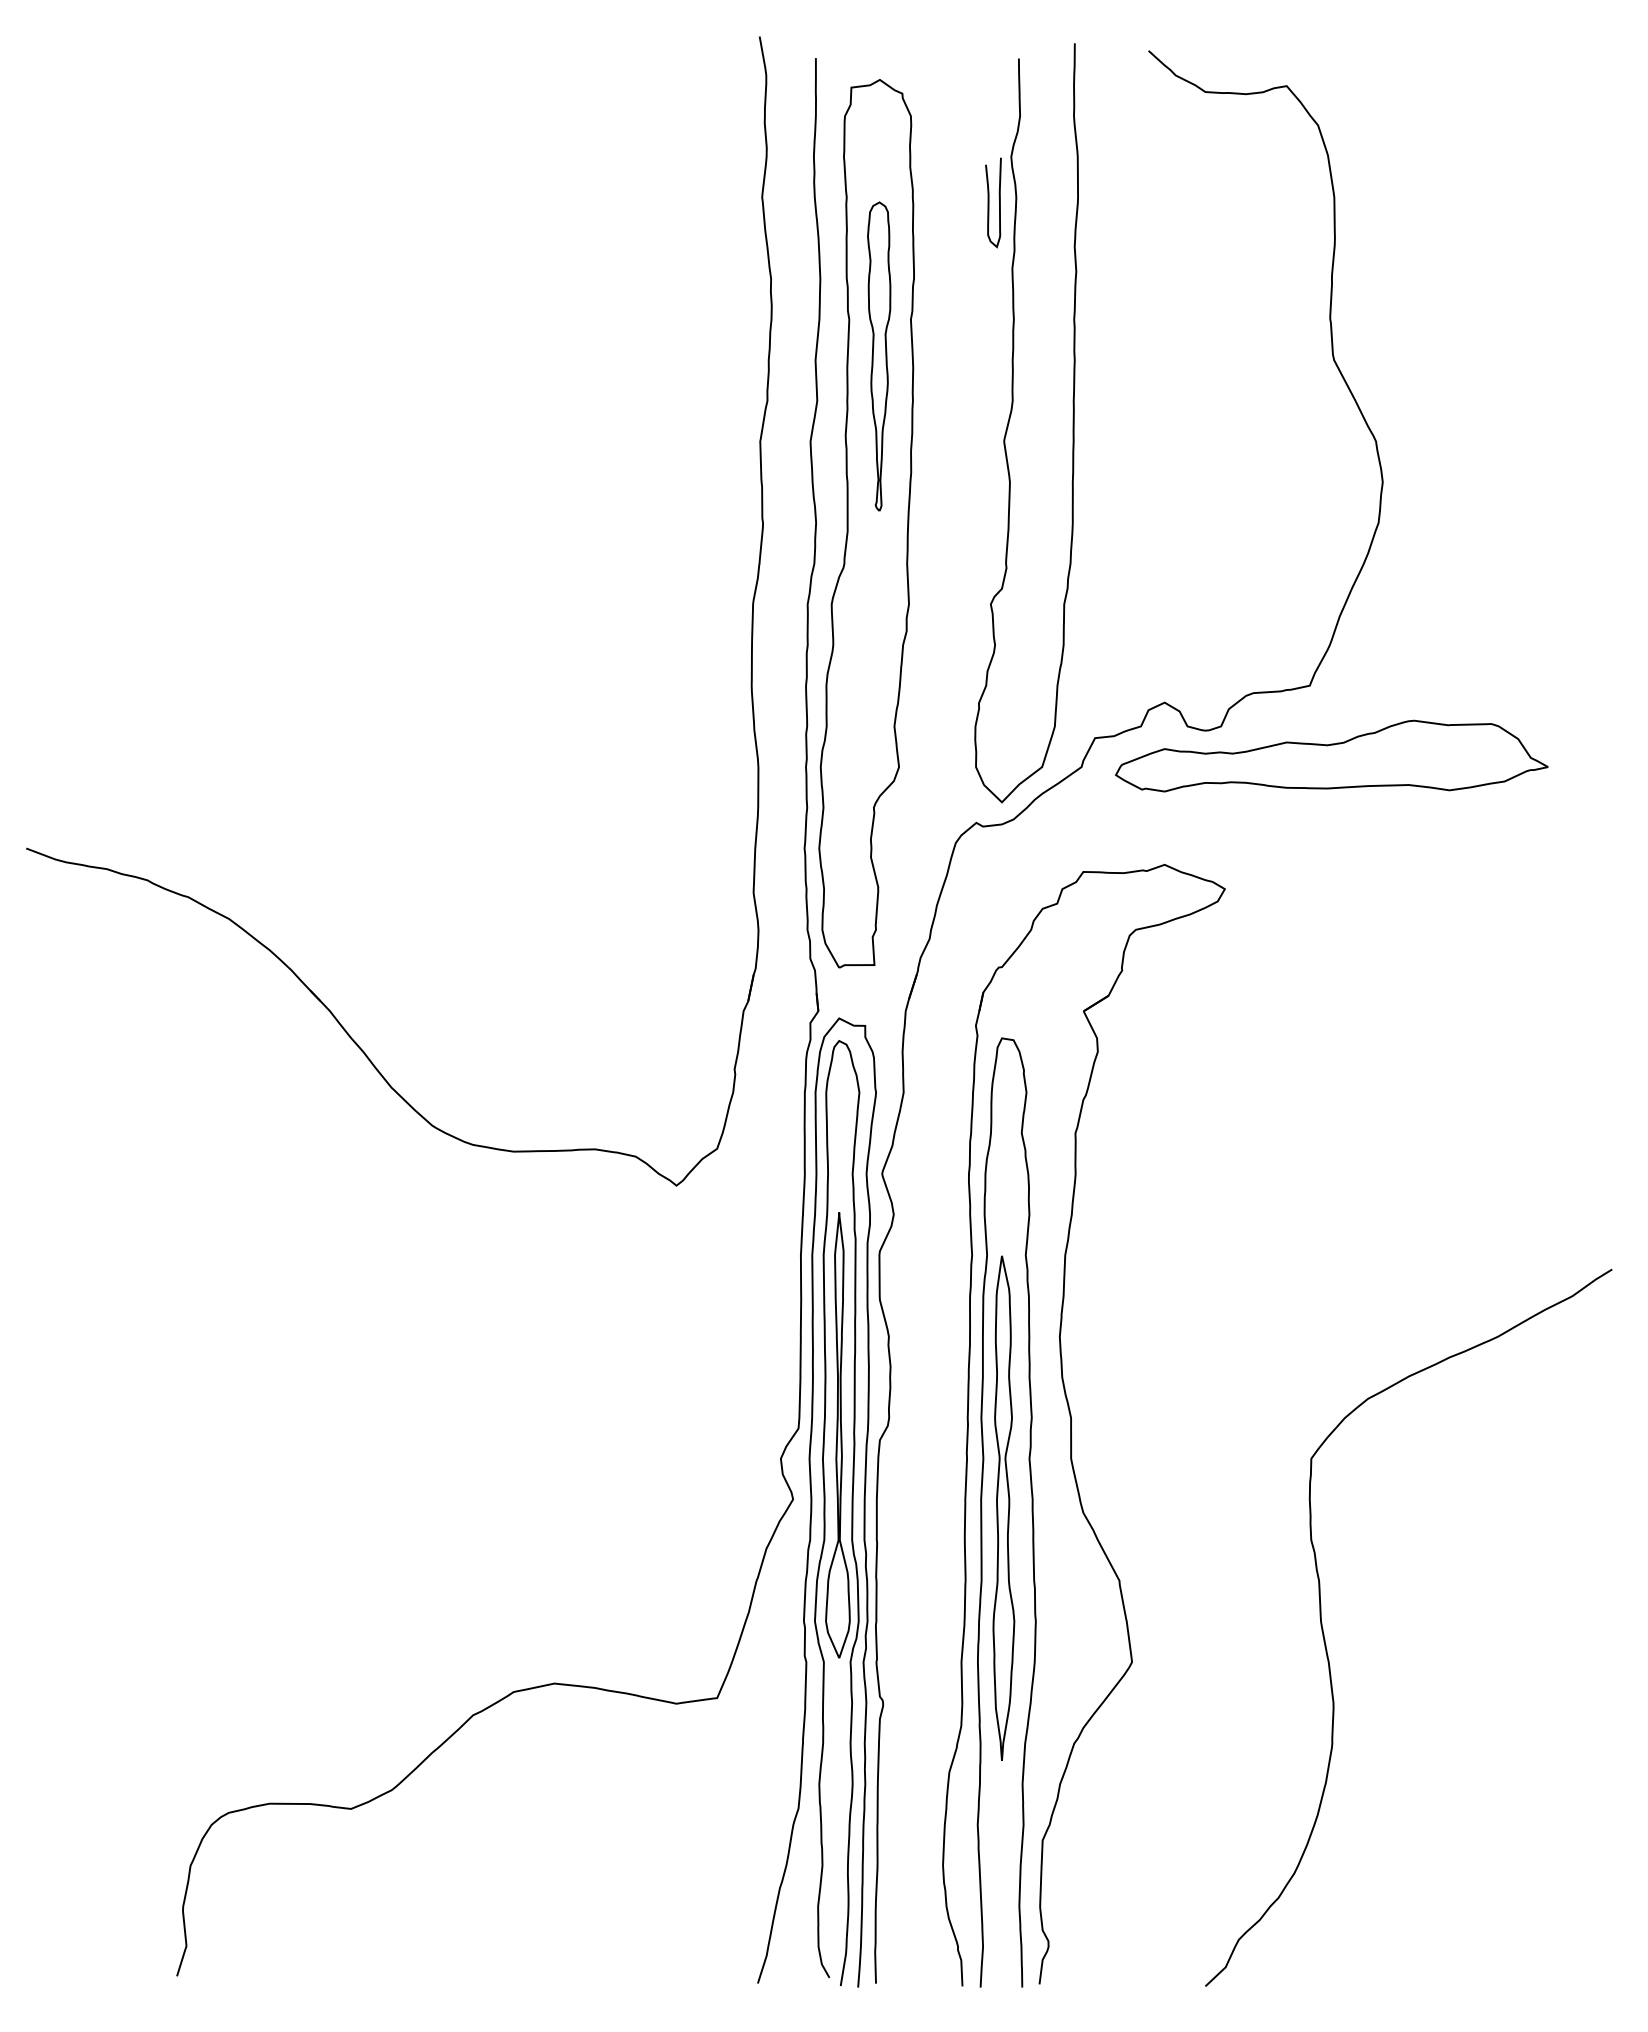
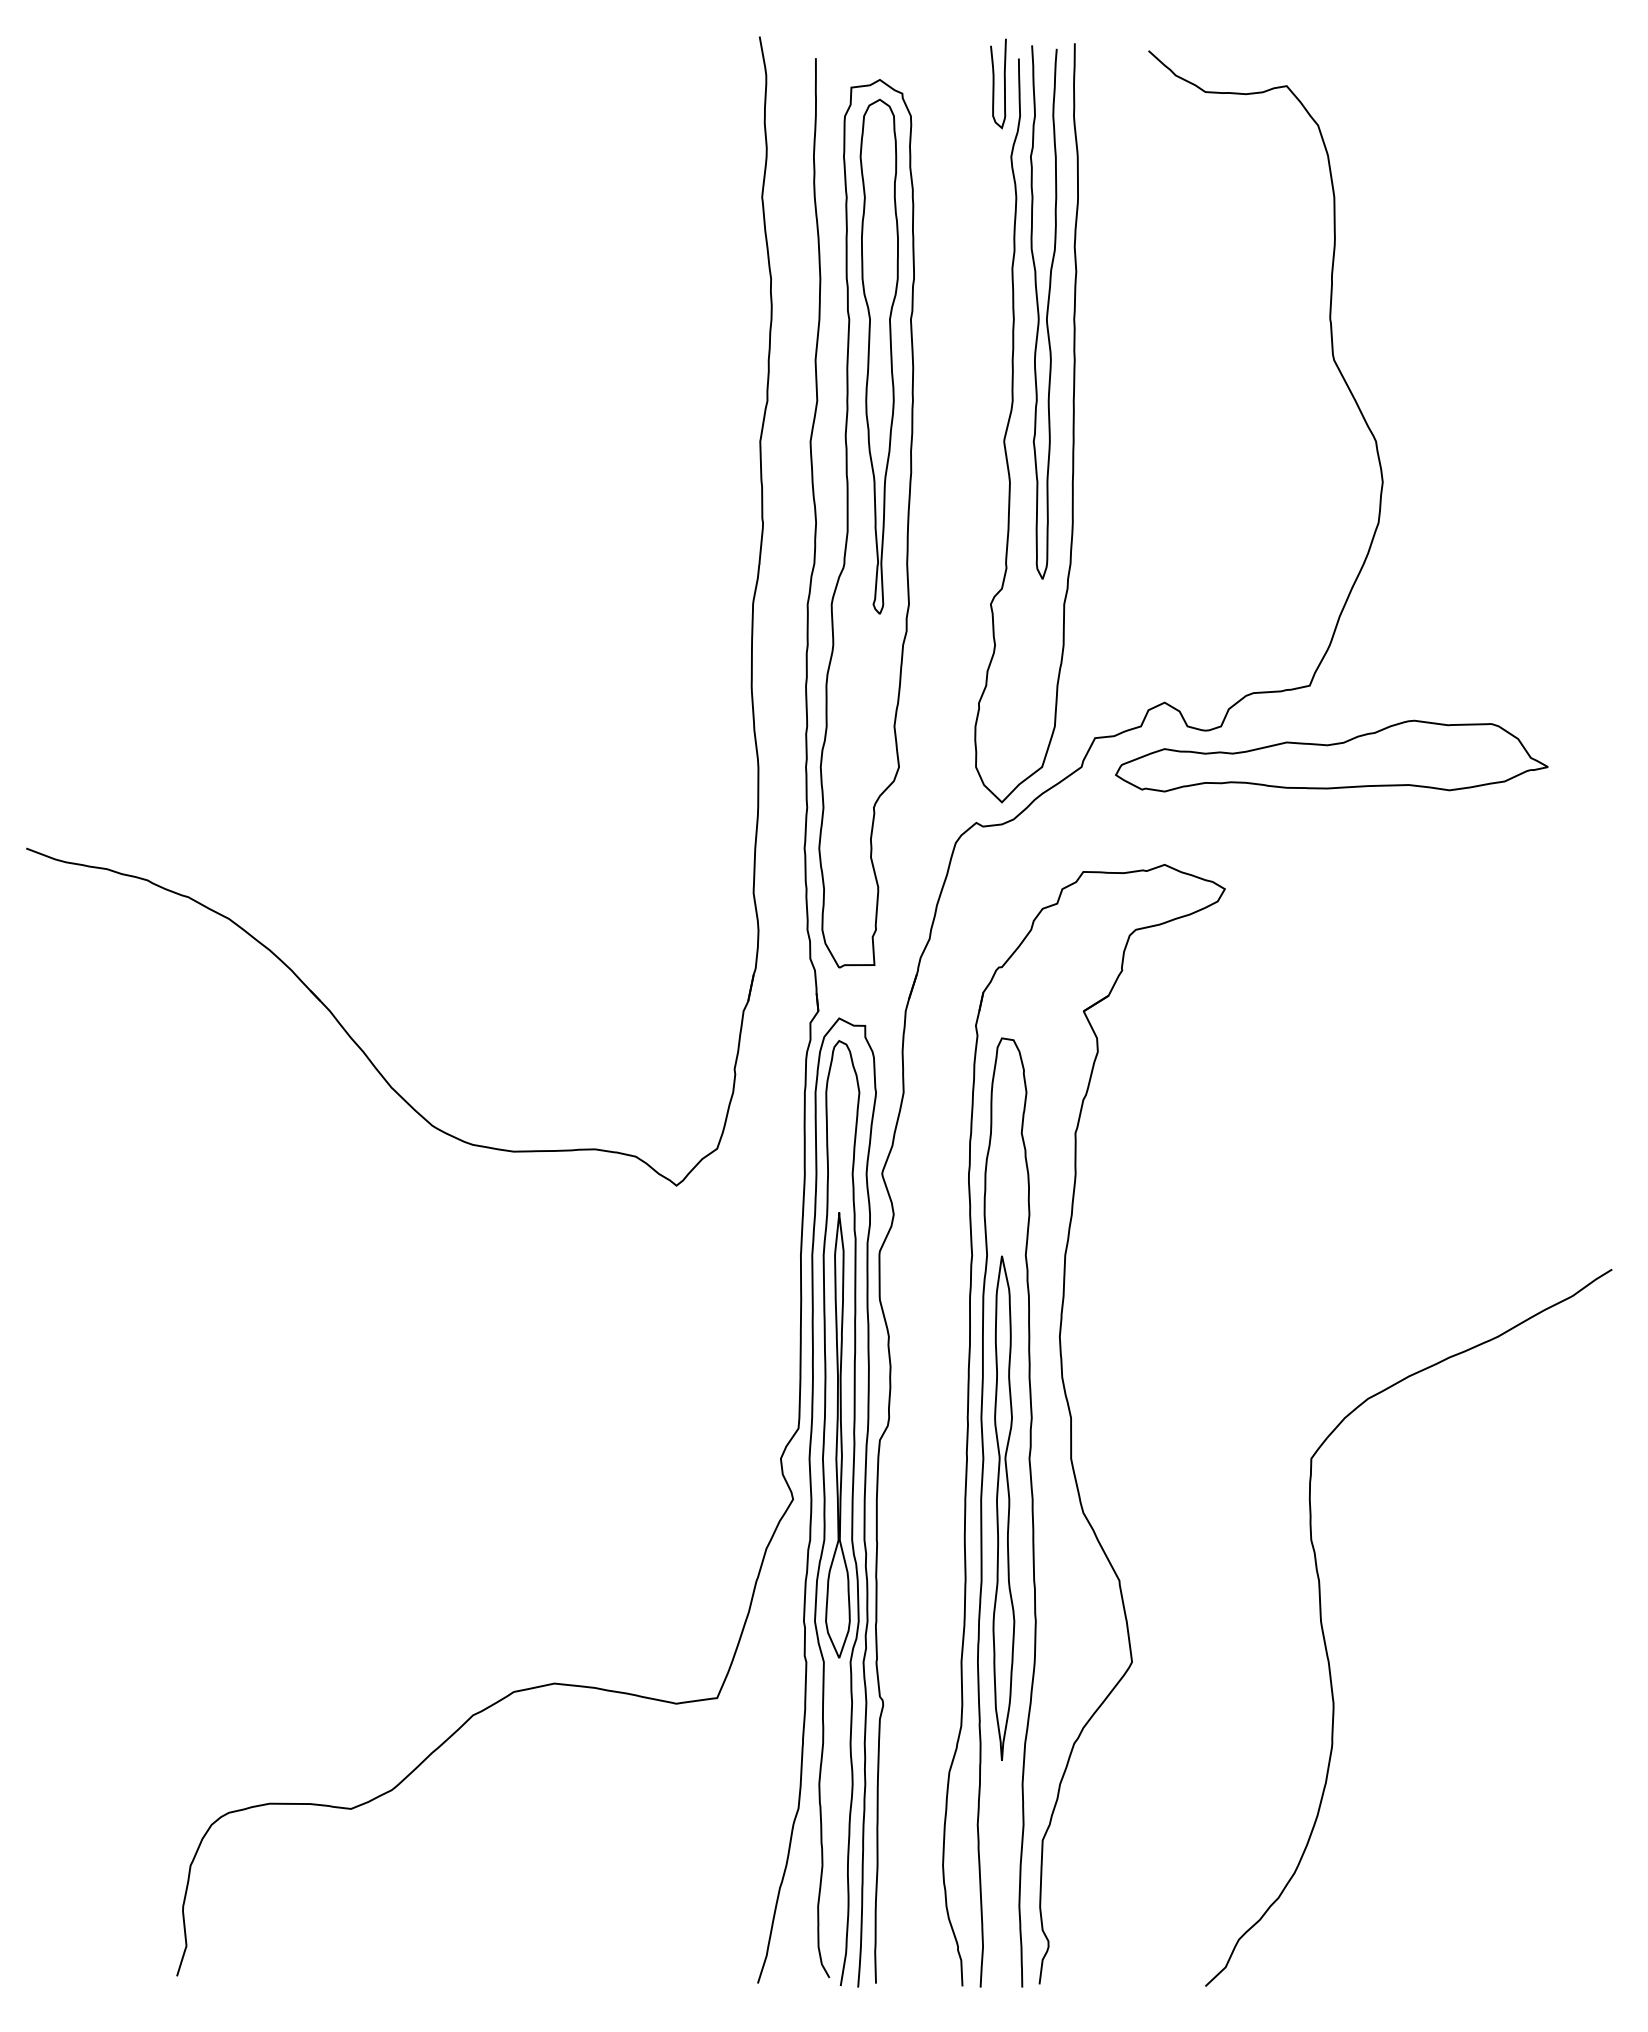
curve position: (989, 202) -> (994, 83) (994, 83)
curve: none -> present (1046, 312)
part size: 25x311 px -> 40x517 px (878, 356)
